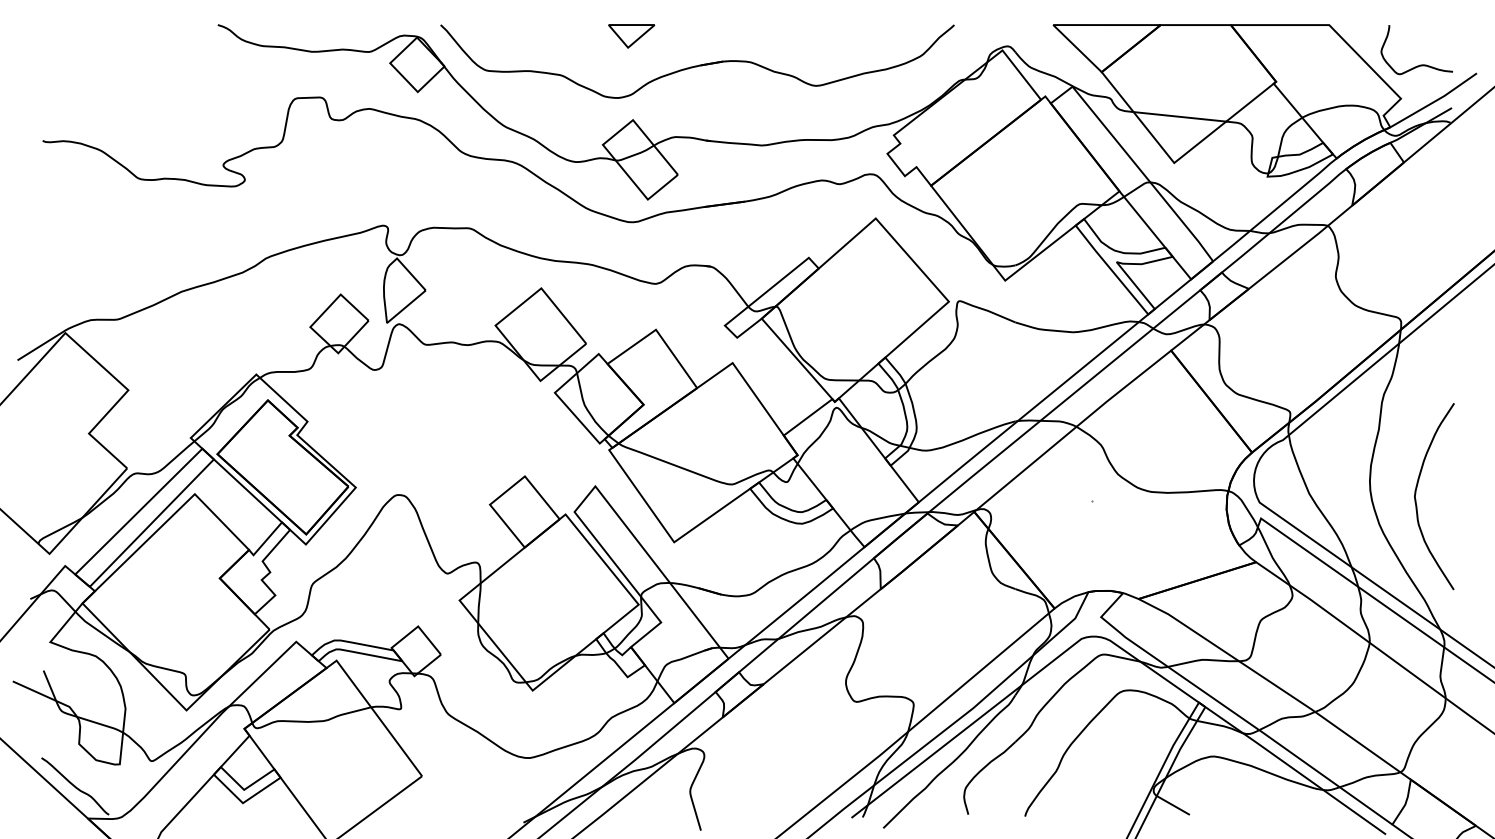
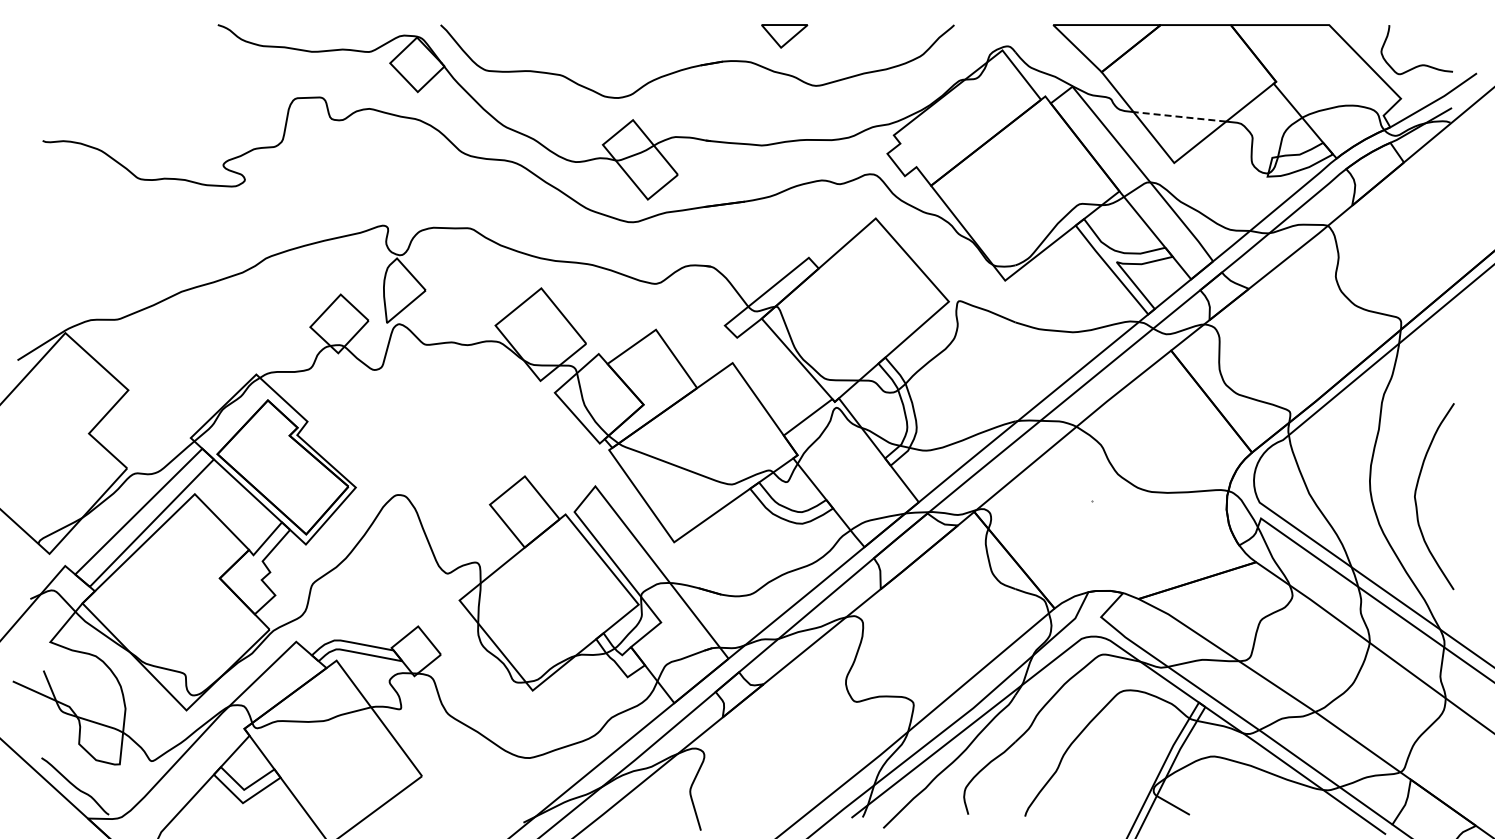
part position: (631, 36) -> (784, 36) (784, 36)
line: solid -> dashed (1179, 116)
